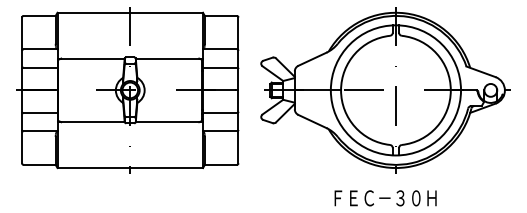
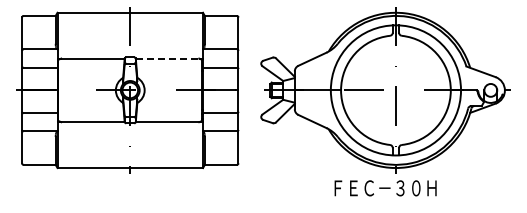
line: solid -> dashed (167, 58)
text position: (385, 198) -> (385, 188) (385, 188)
